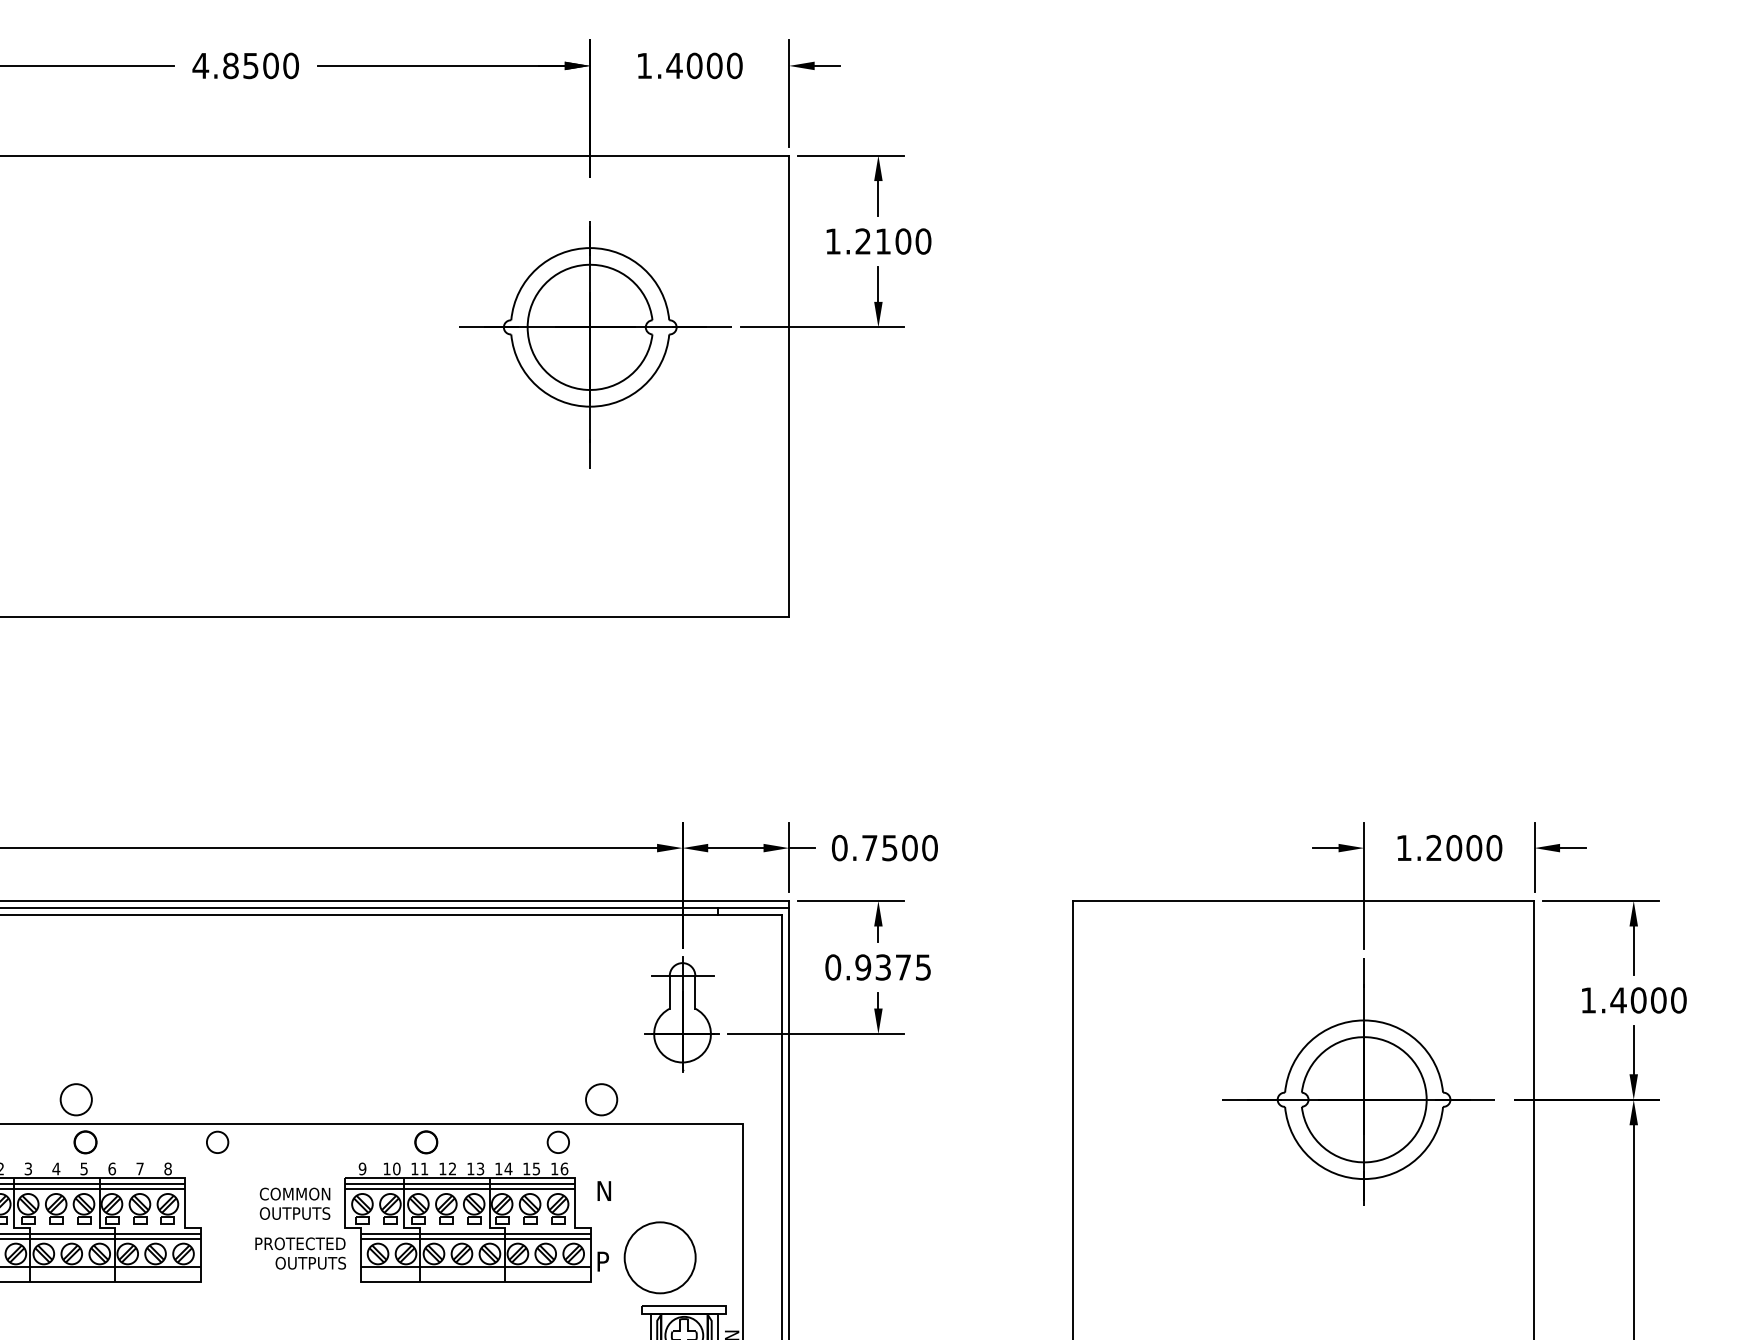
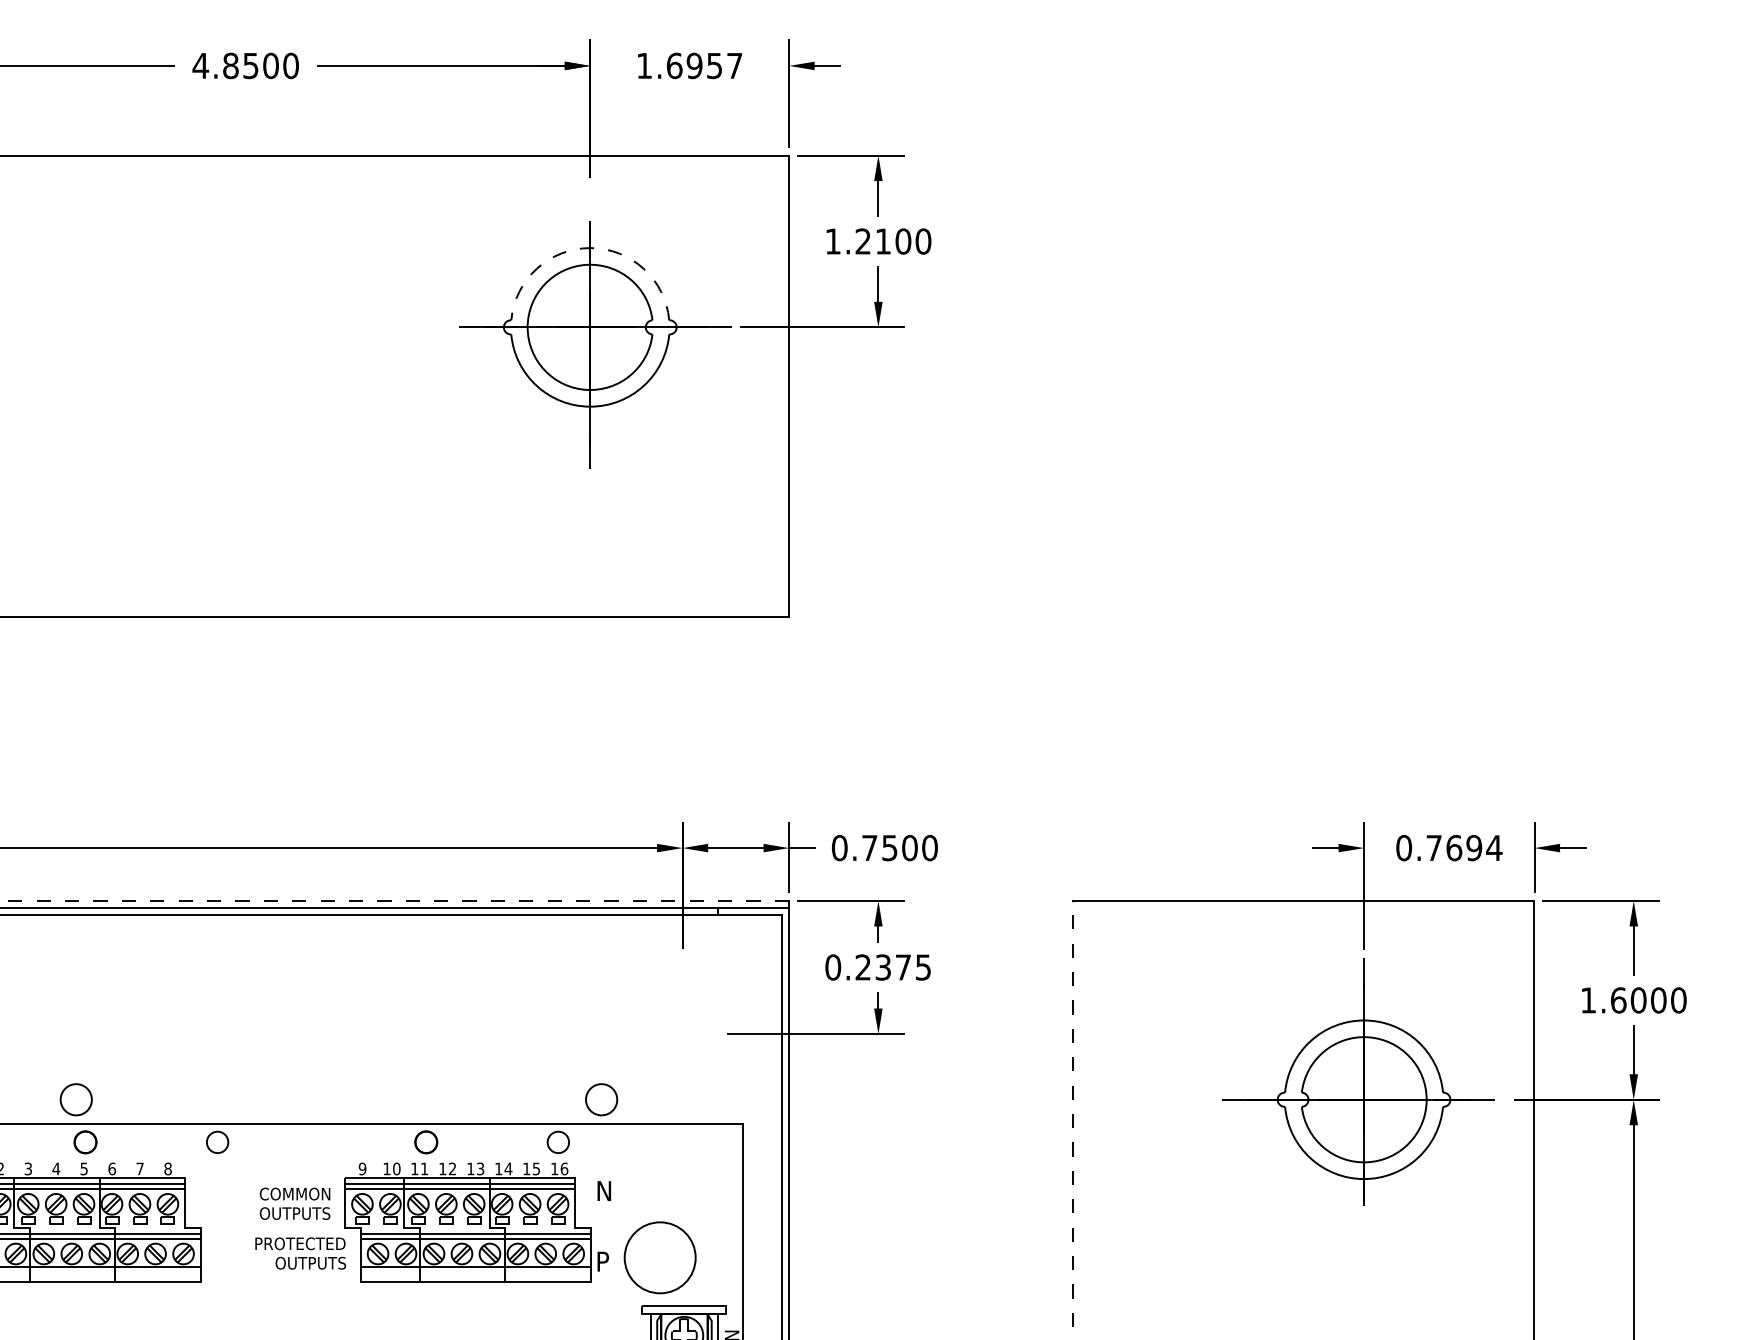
text: 1.4000 -> 1.6957 (704, 65)
arc: solid -> dashed (590, 248)
text: 1.2000 -> 0.7694 (1449, 847)
line: solid -> dashed (395, 900)
text: 0.9375 -> 0.2375 (863, 967)
text: 1.4000 -> 1.6000 (1618, 1000)
part: present -> none (681, 1014)
line: solid -> dashed (1073, 1119)
